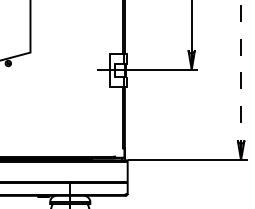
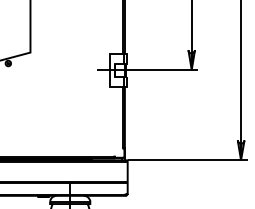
line: dashed -> solid (241, 80)
